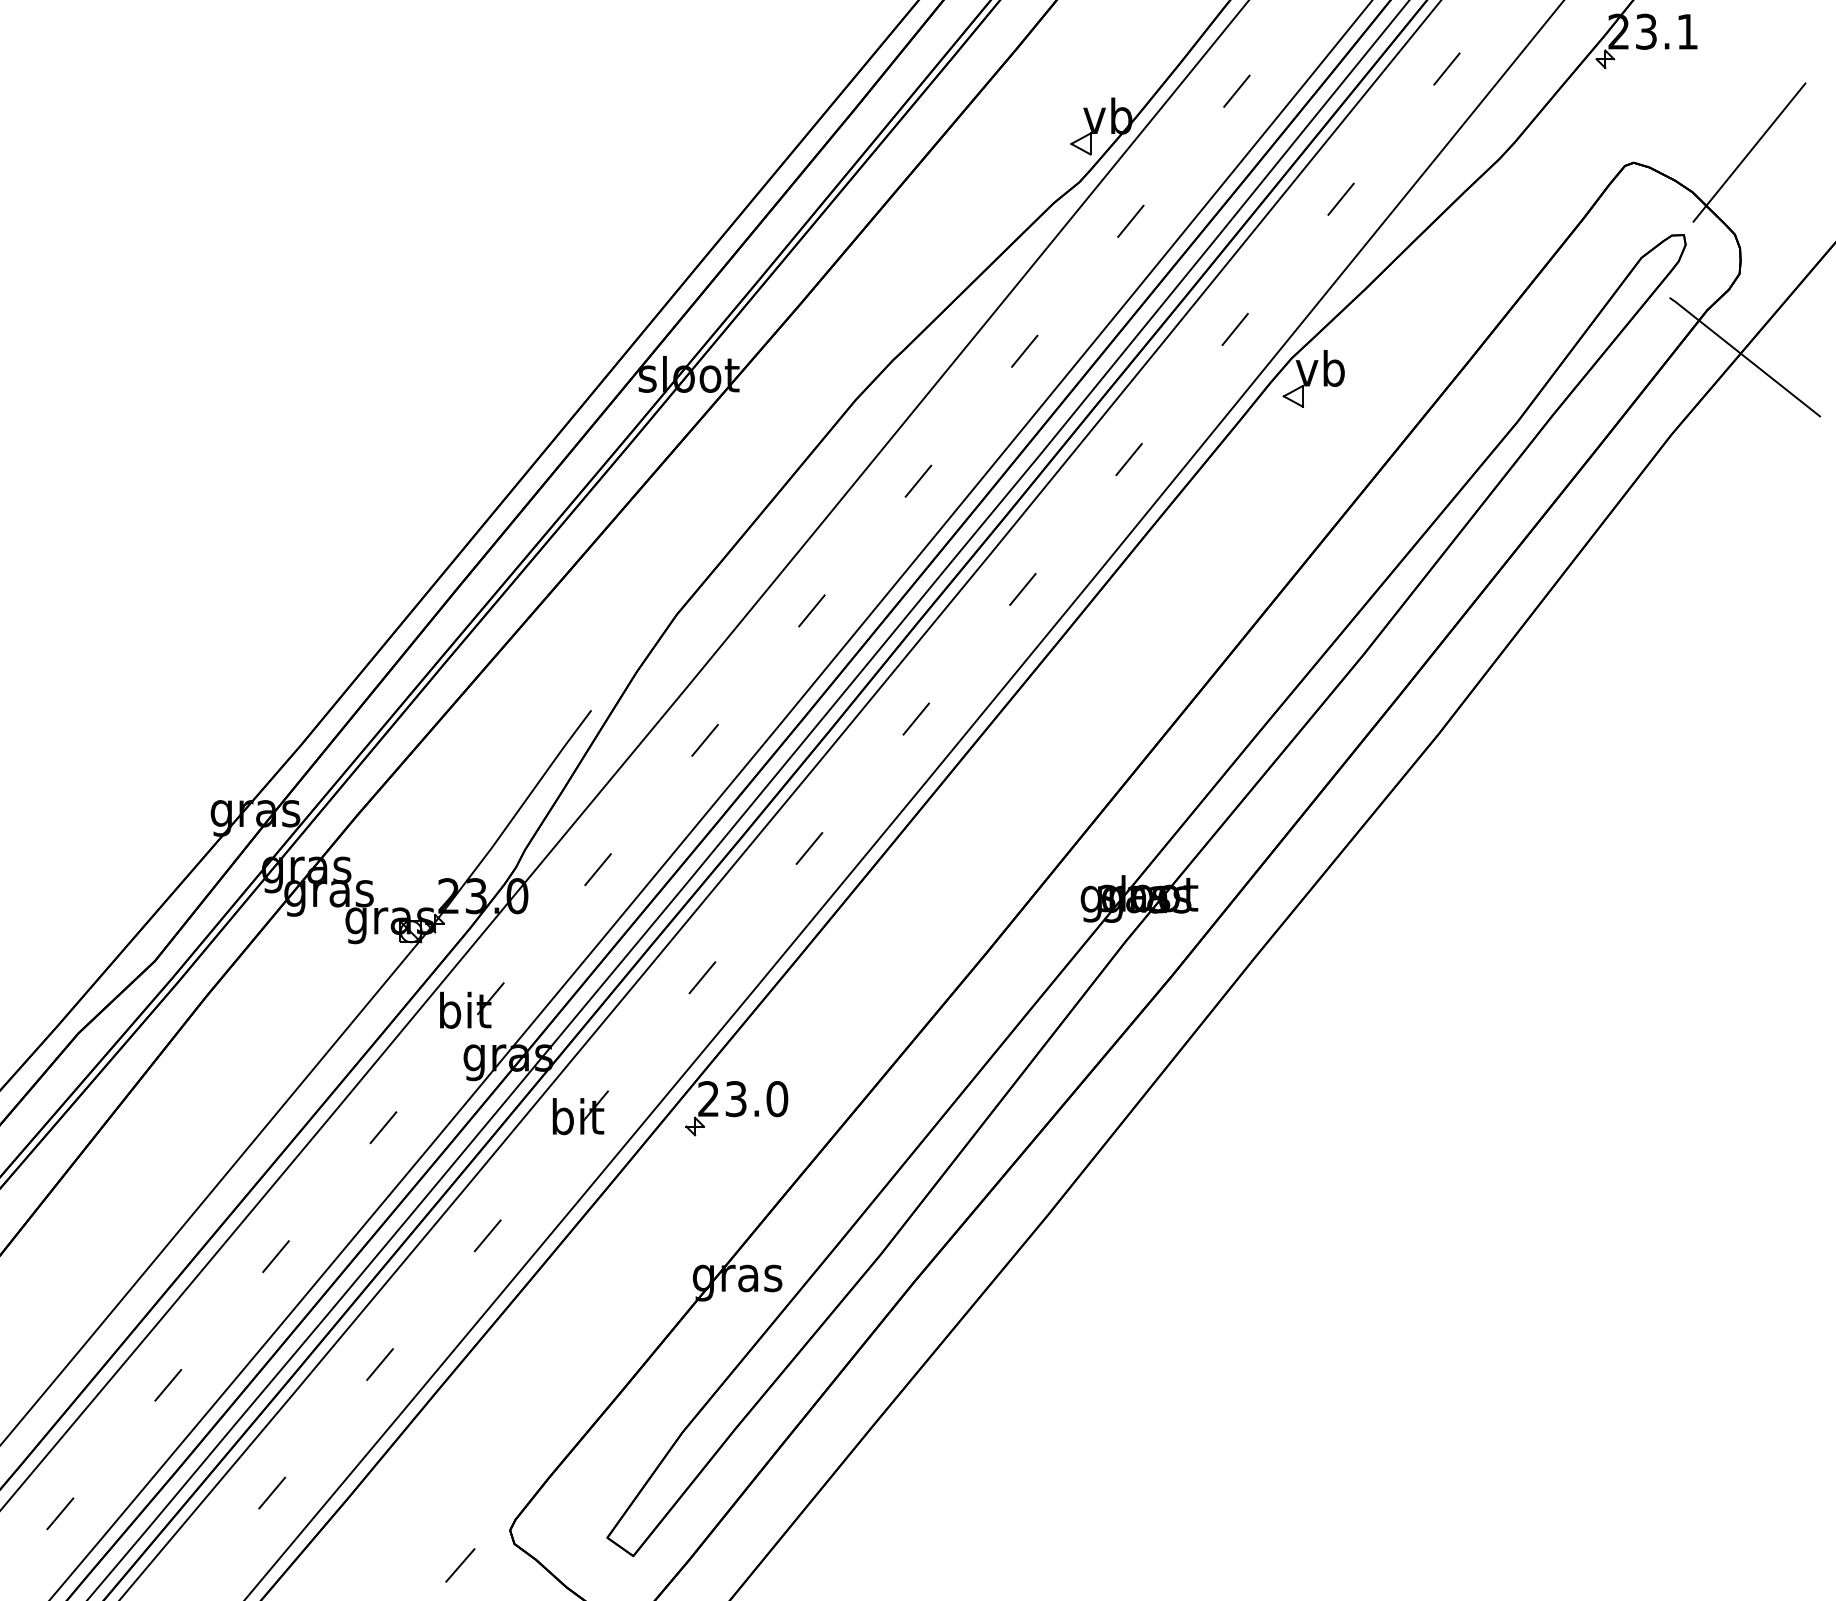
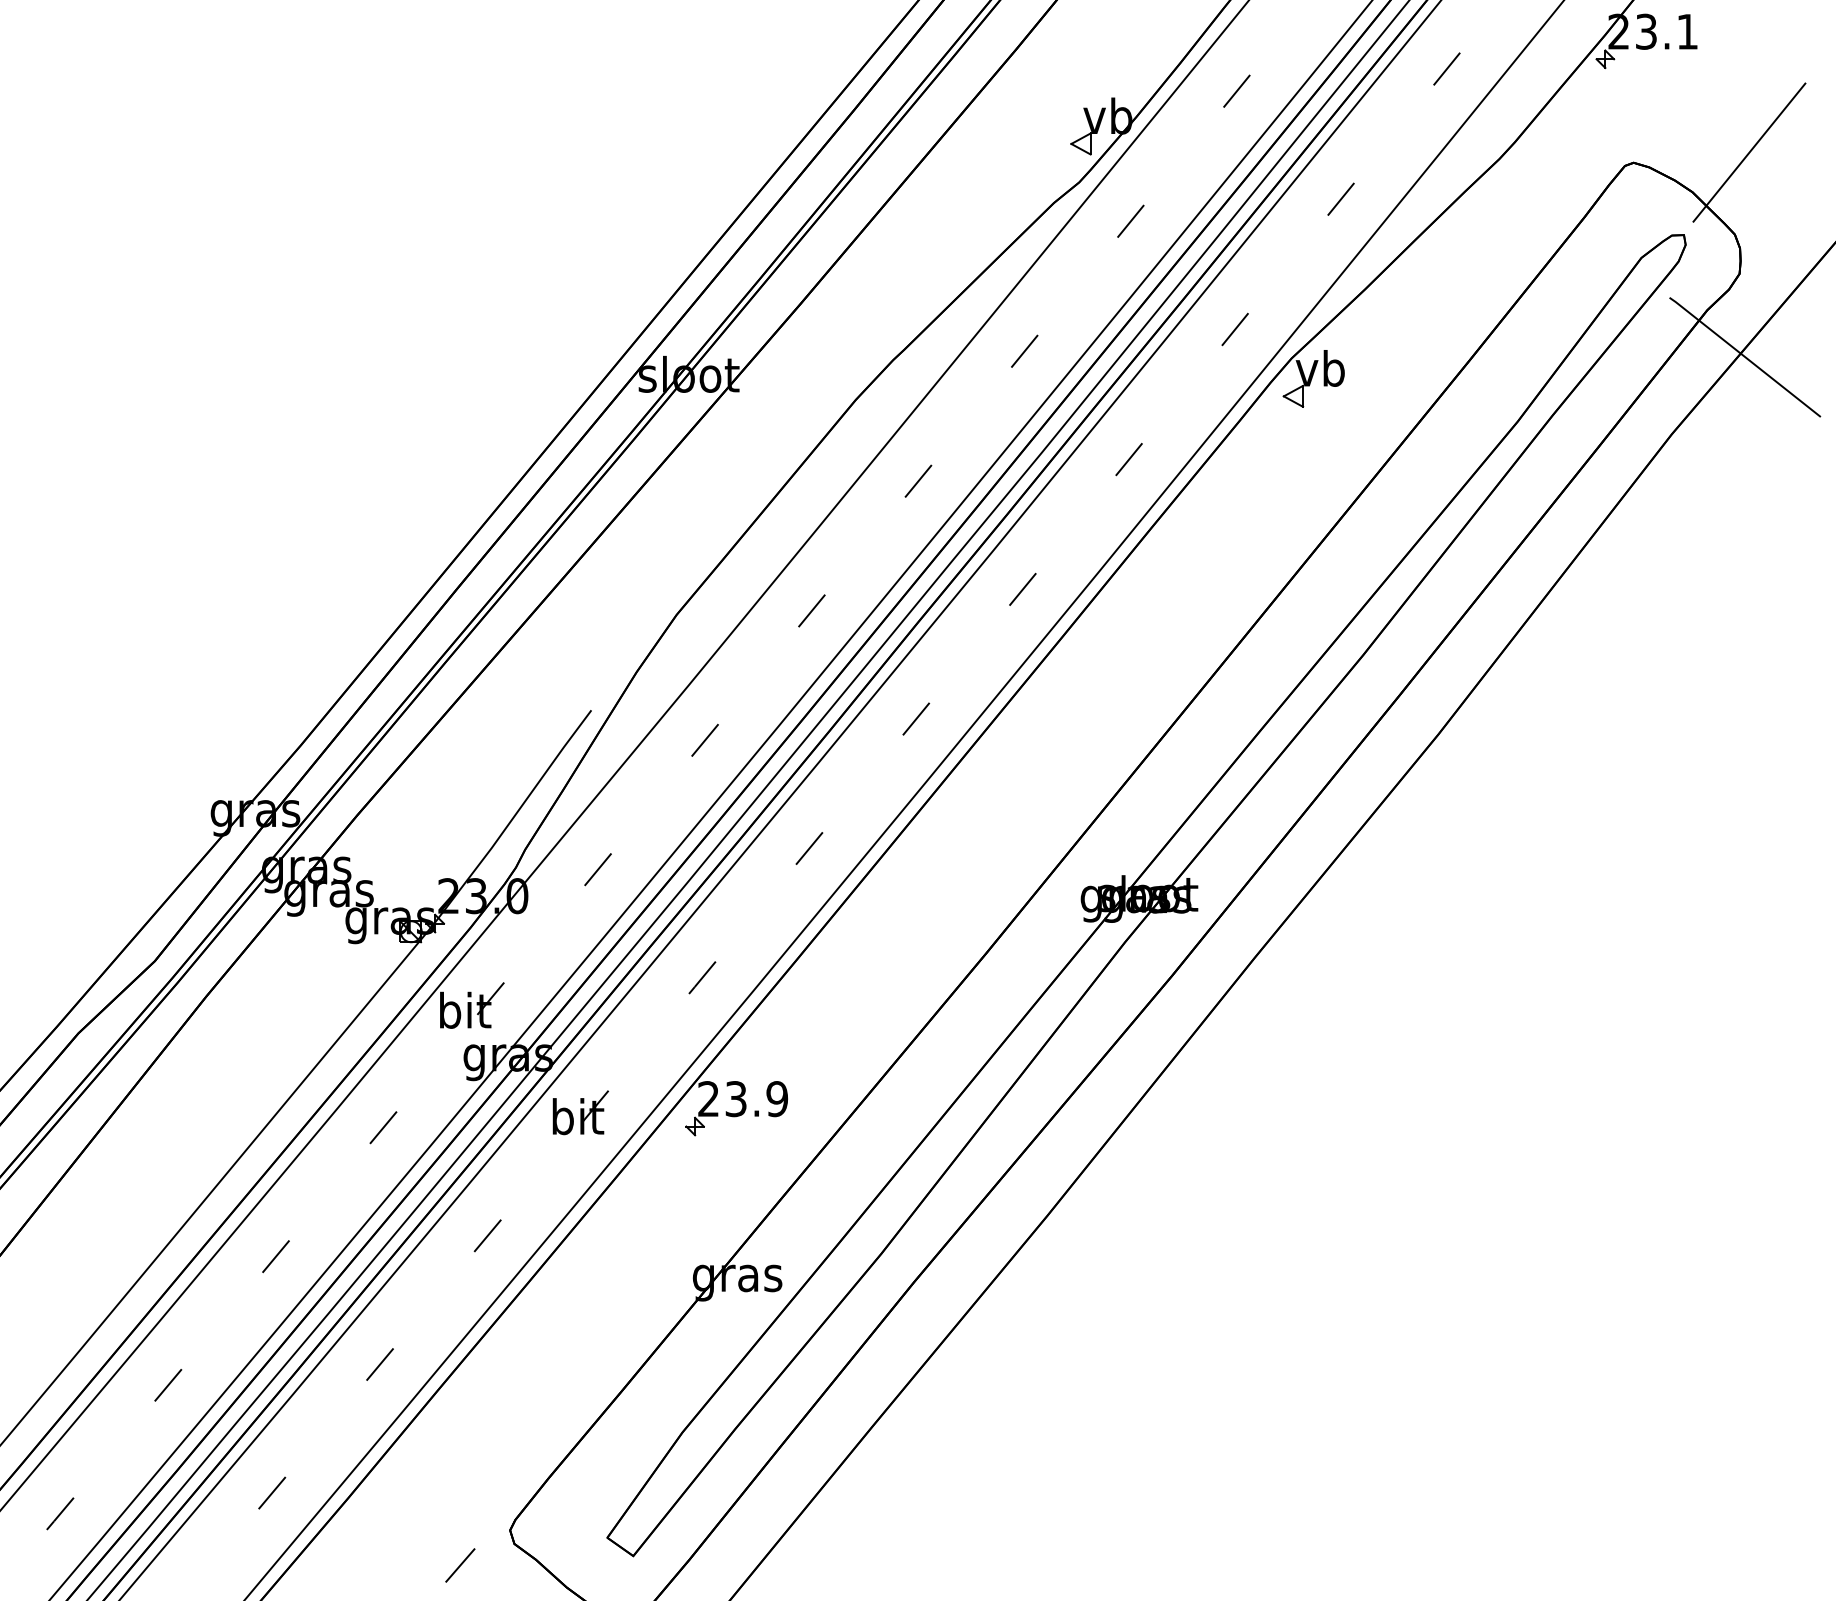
text: 23.0 -> 23.9 (777, 1099)
